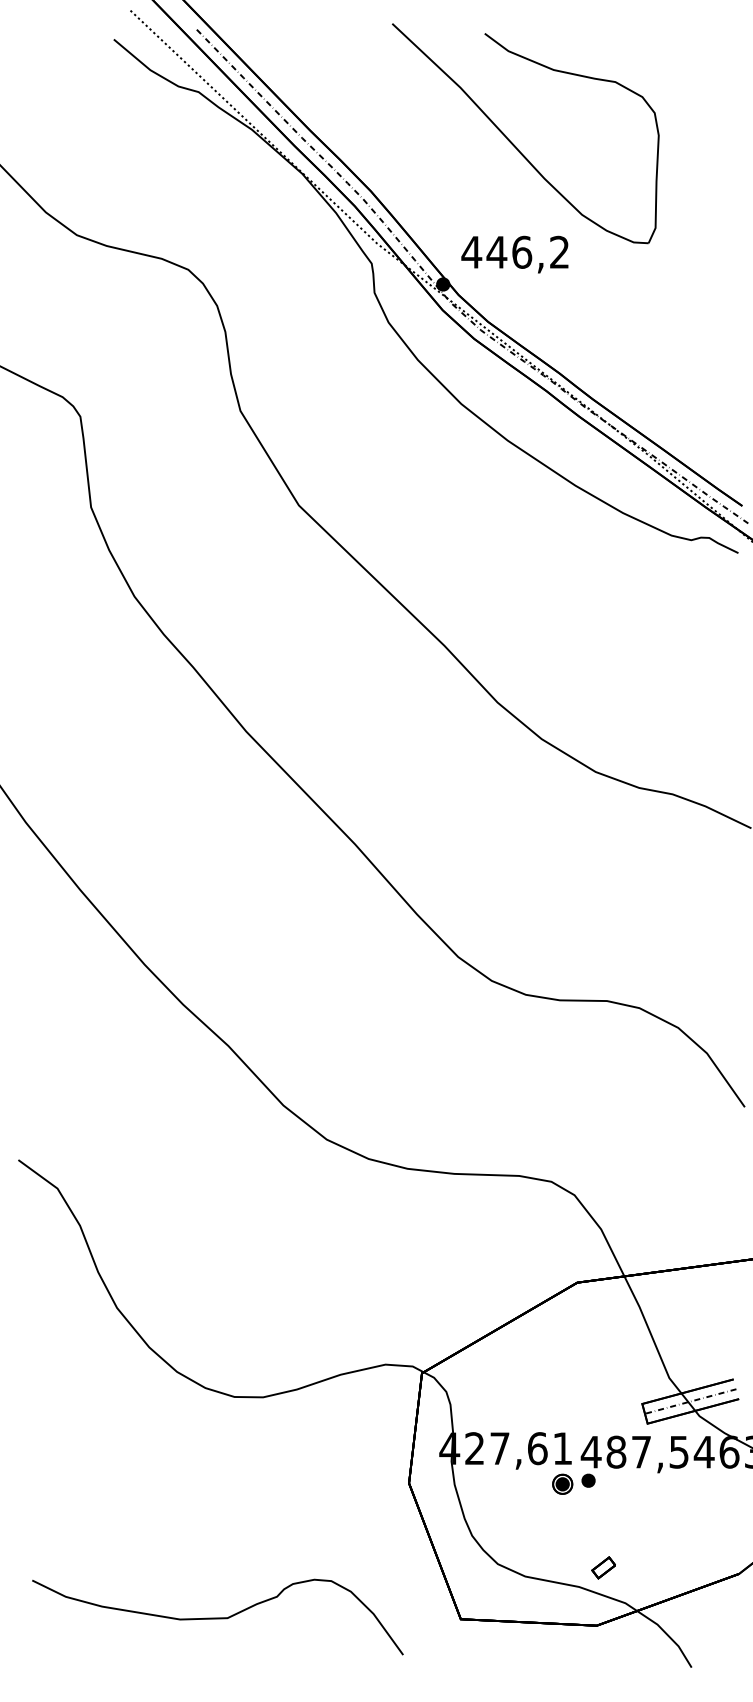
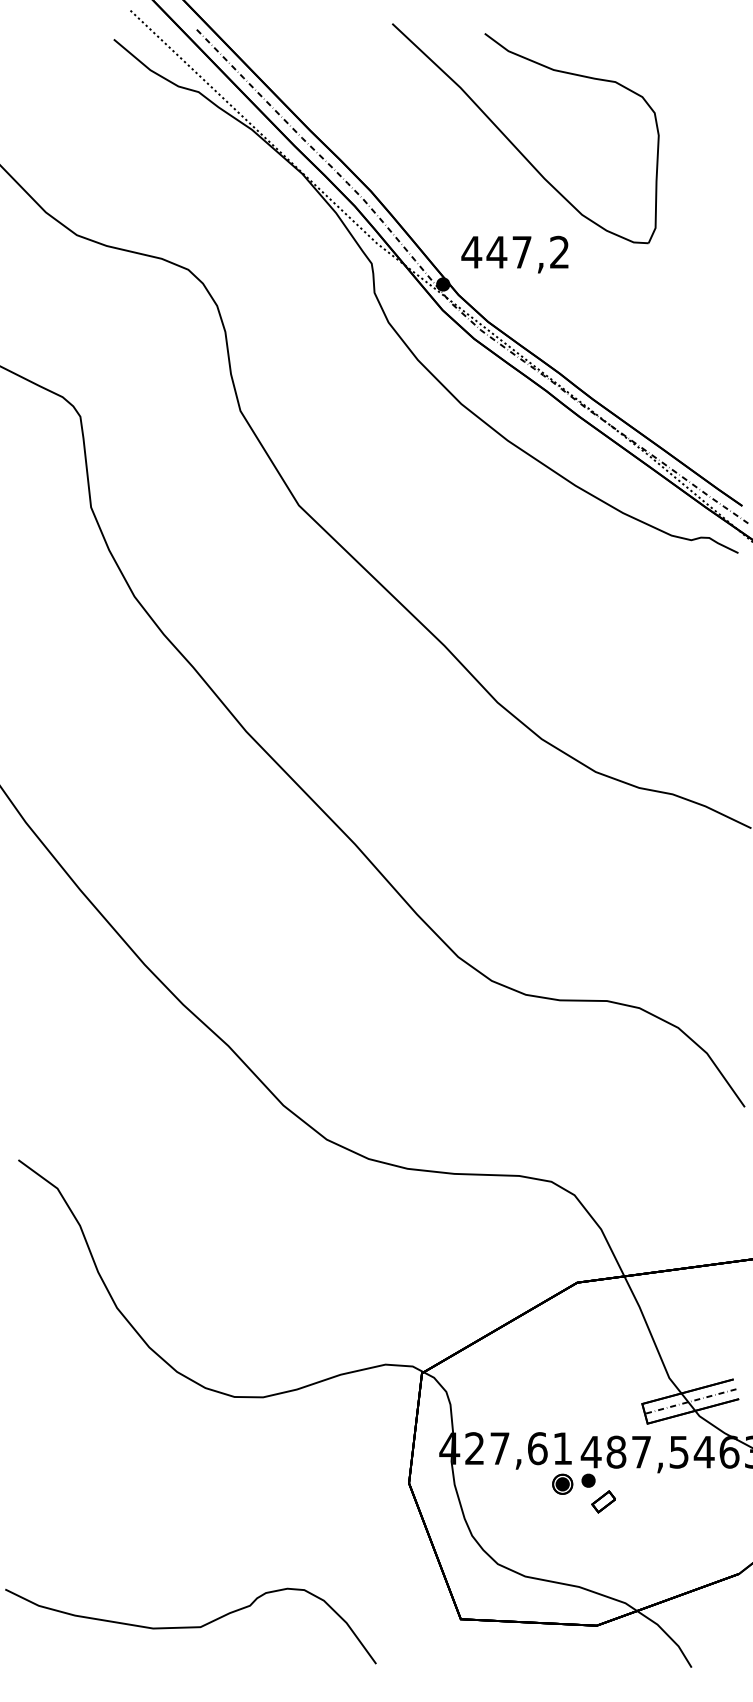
text: 446,2 -> 447,2 (522, 251)
part position: (603, 1567) -> (603, 1501) (603, 1501)
curve position: (217, 1617) -> (190, 1626) (190, 1626)
